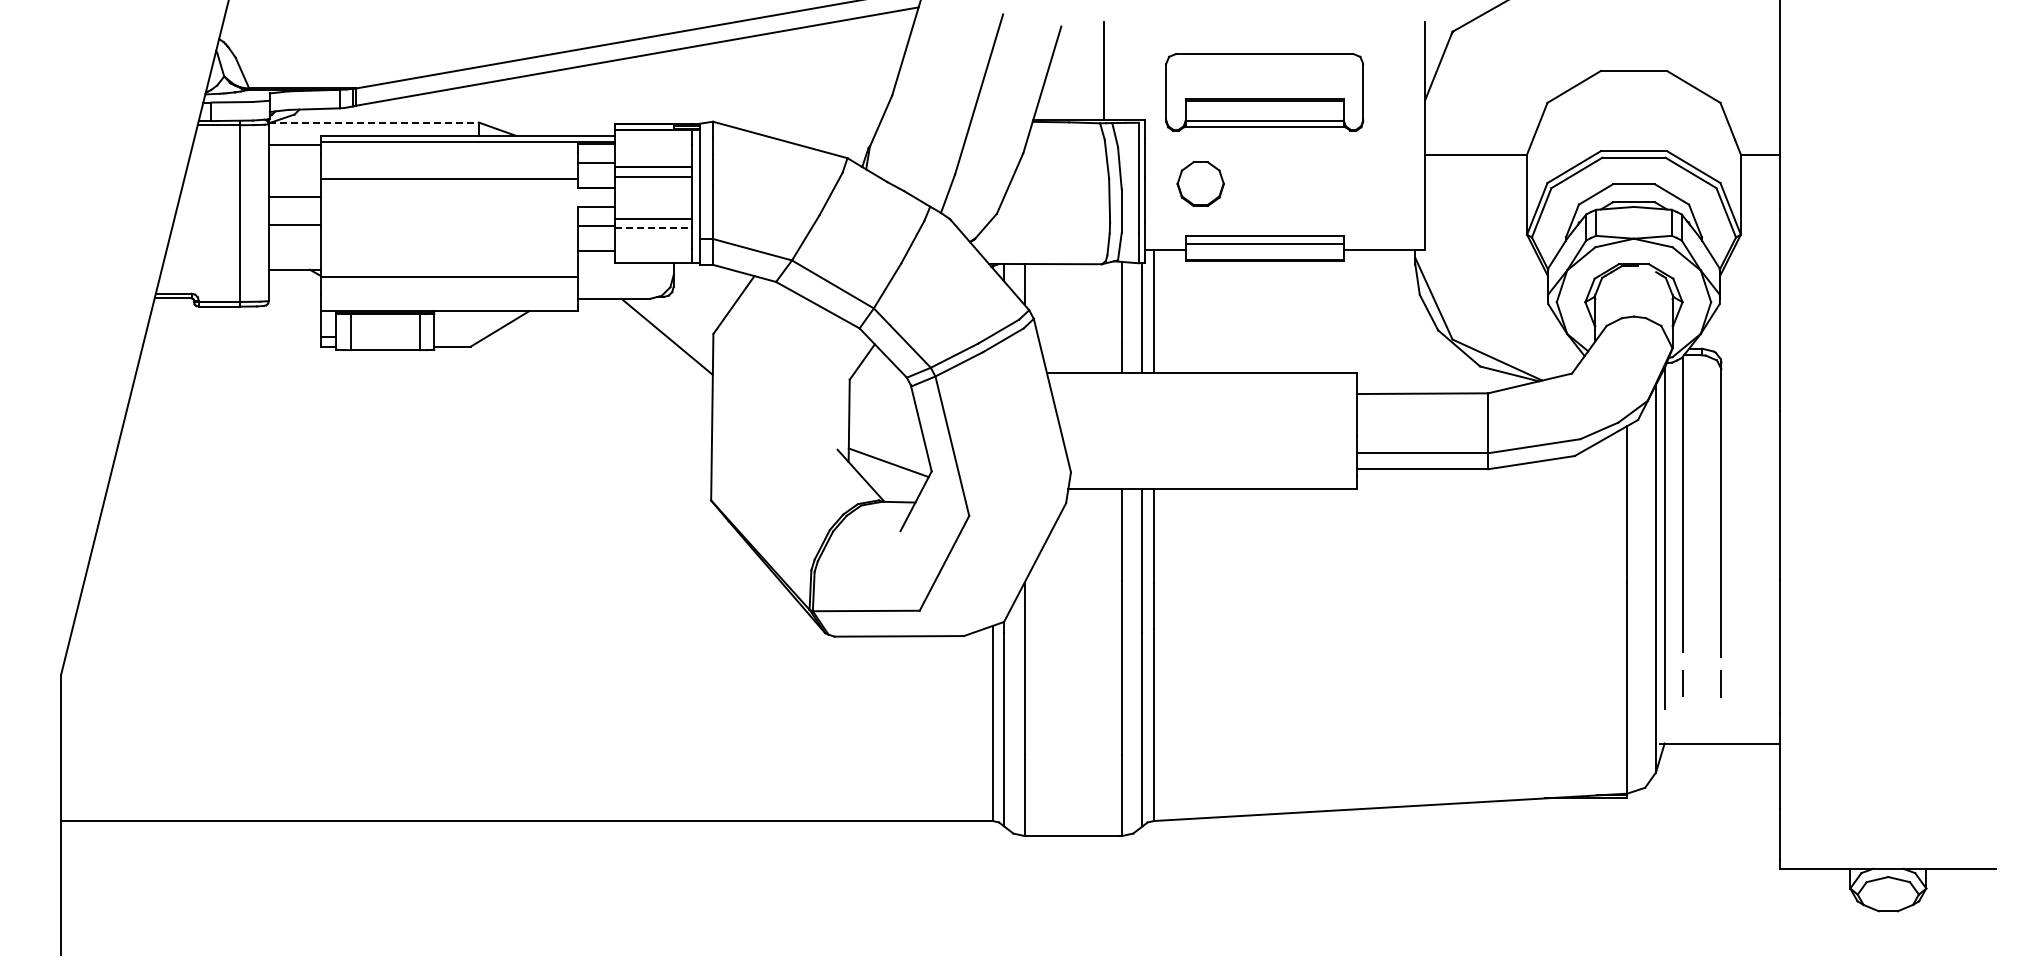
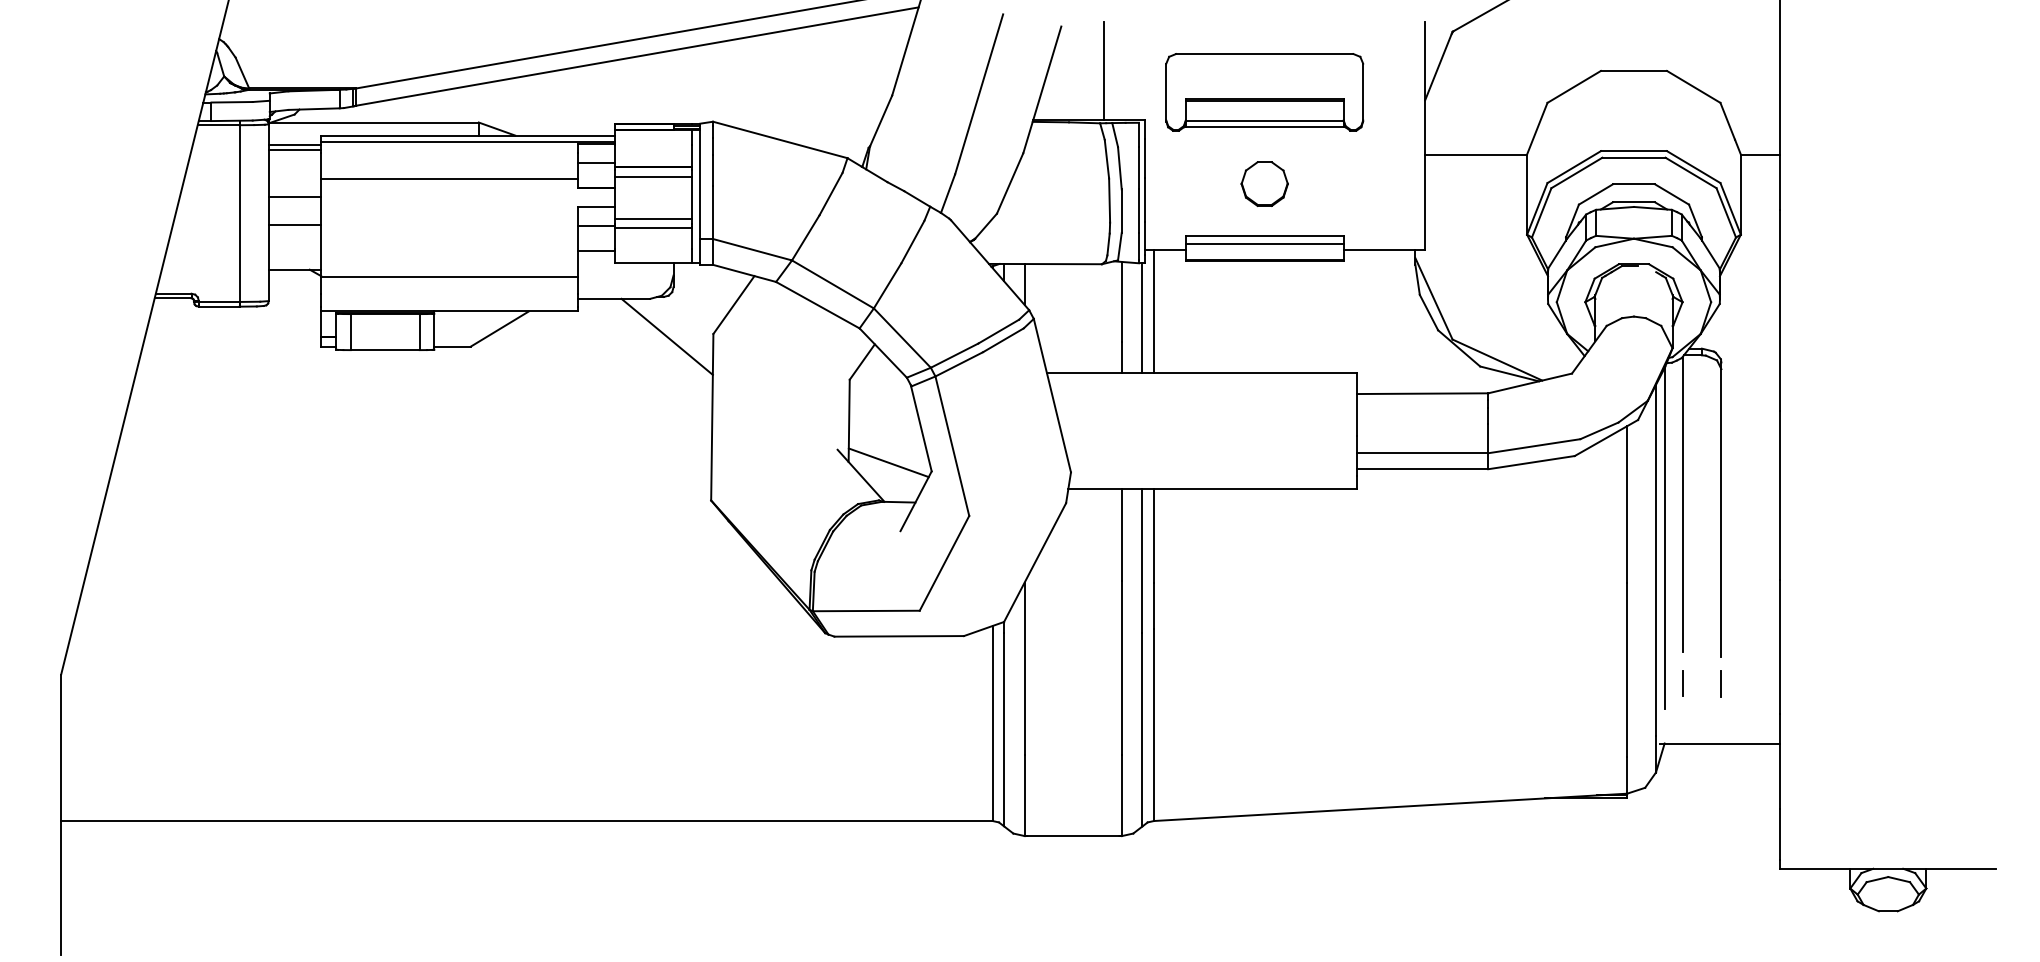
line: dashed -> solid (373, 122)
line: none -> present (294, 150)
part position: (1200, 183) -> (1264, 183) (1264, 183)
line: dashed -> solid (653, 228)
